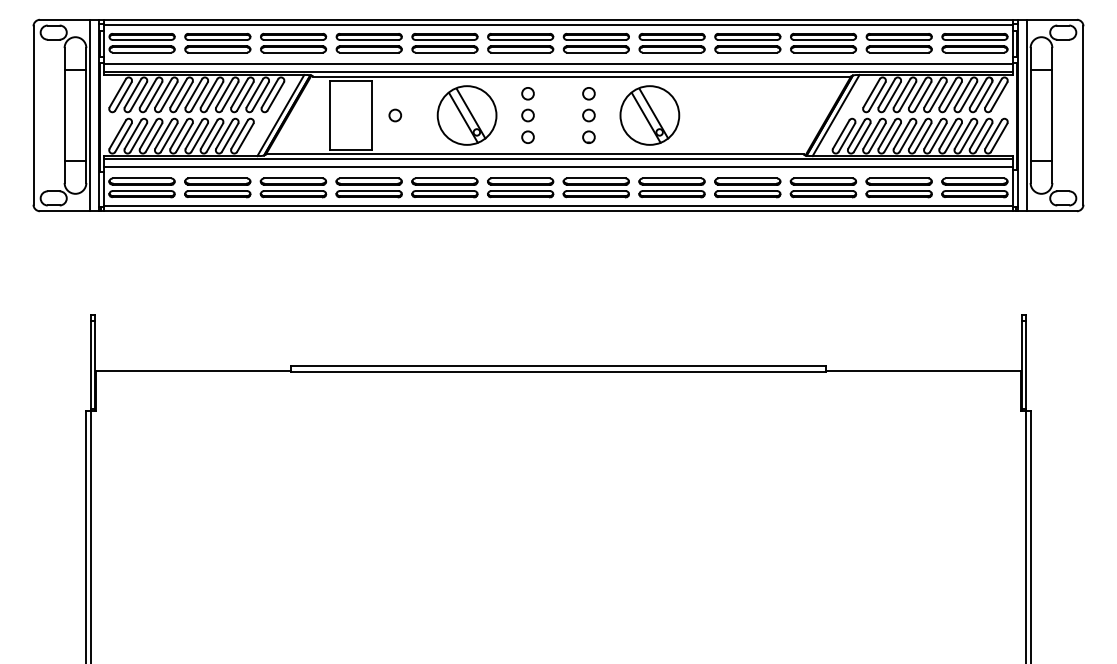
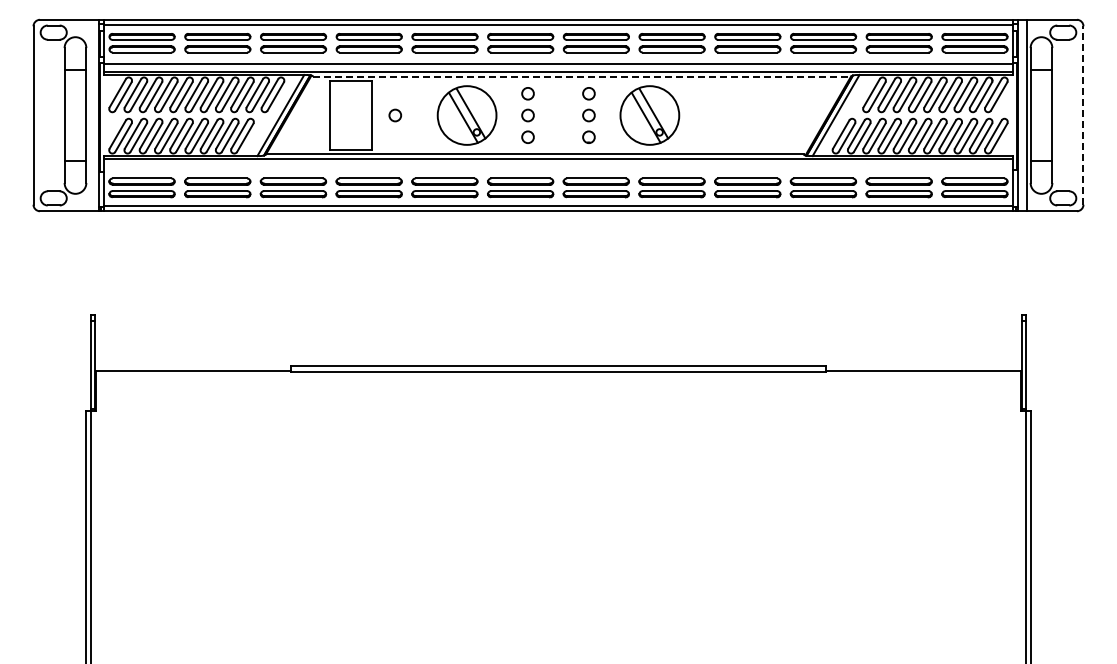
line: solid -> dashed (582, 76)
line: present -> none (89, 115)
line: solid -> dashed (1083, 115)
line: present -> none (558, 167)
